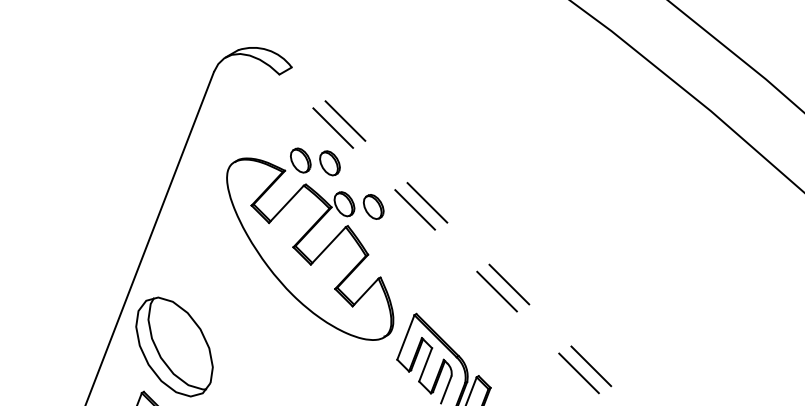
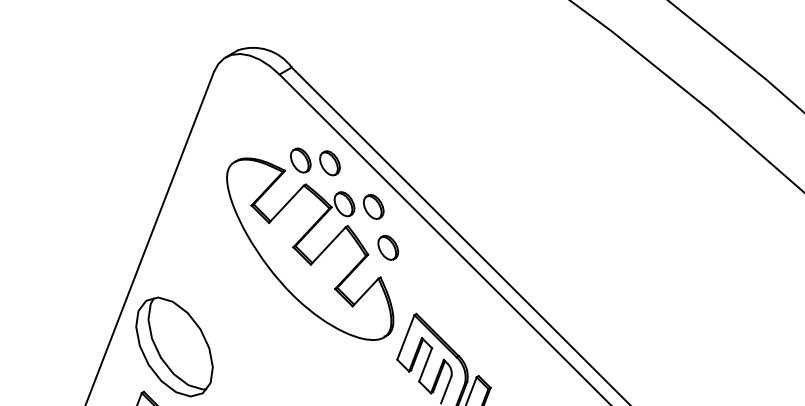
line: dashed -> solid (460, 236)
line: dashed -> solid (445, 239)
part: none -> present (388, 247)
